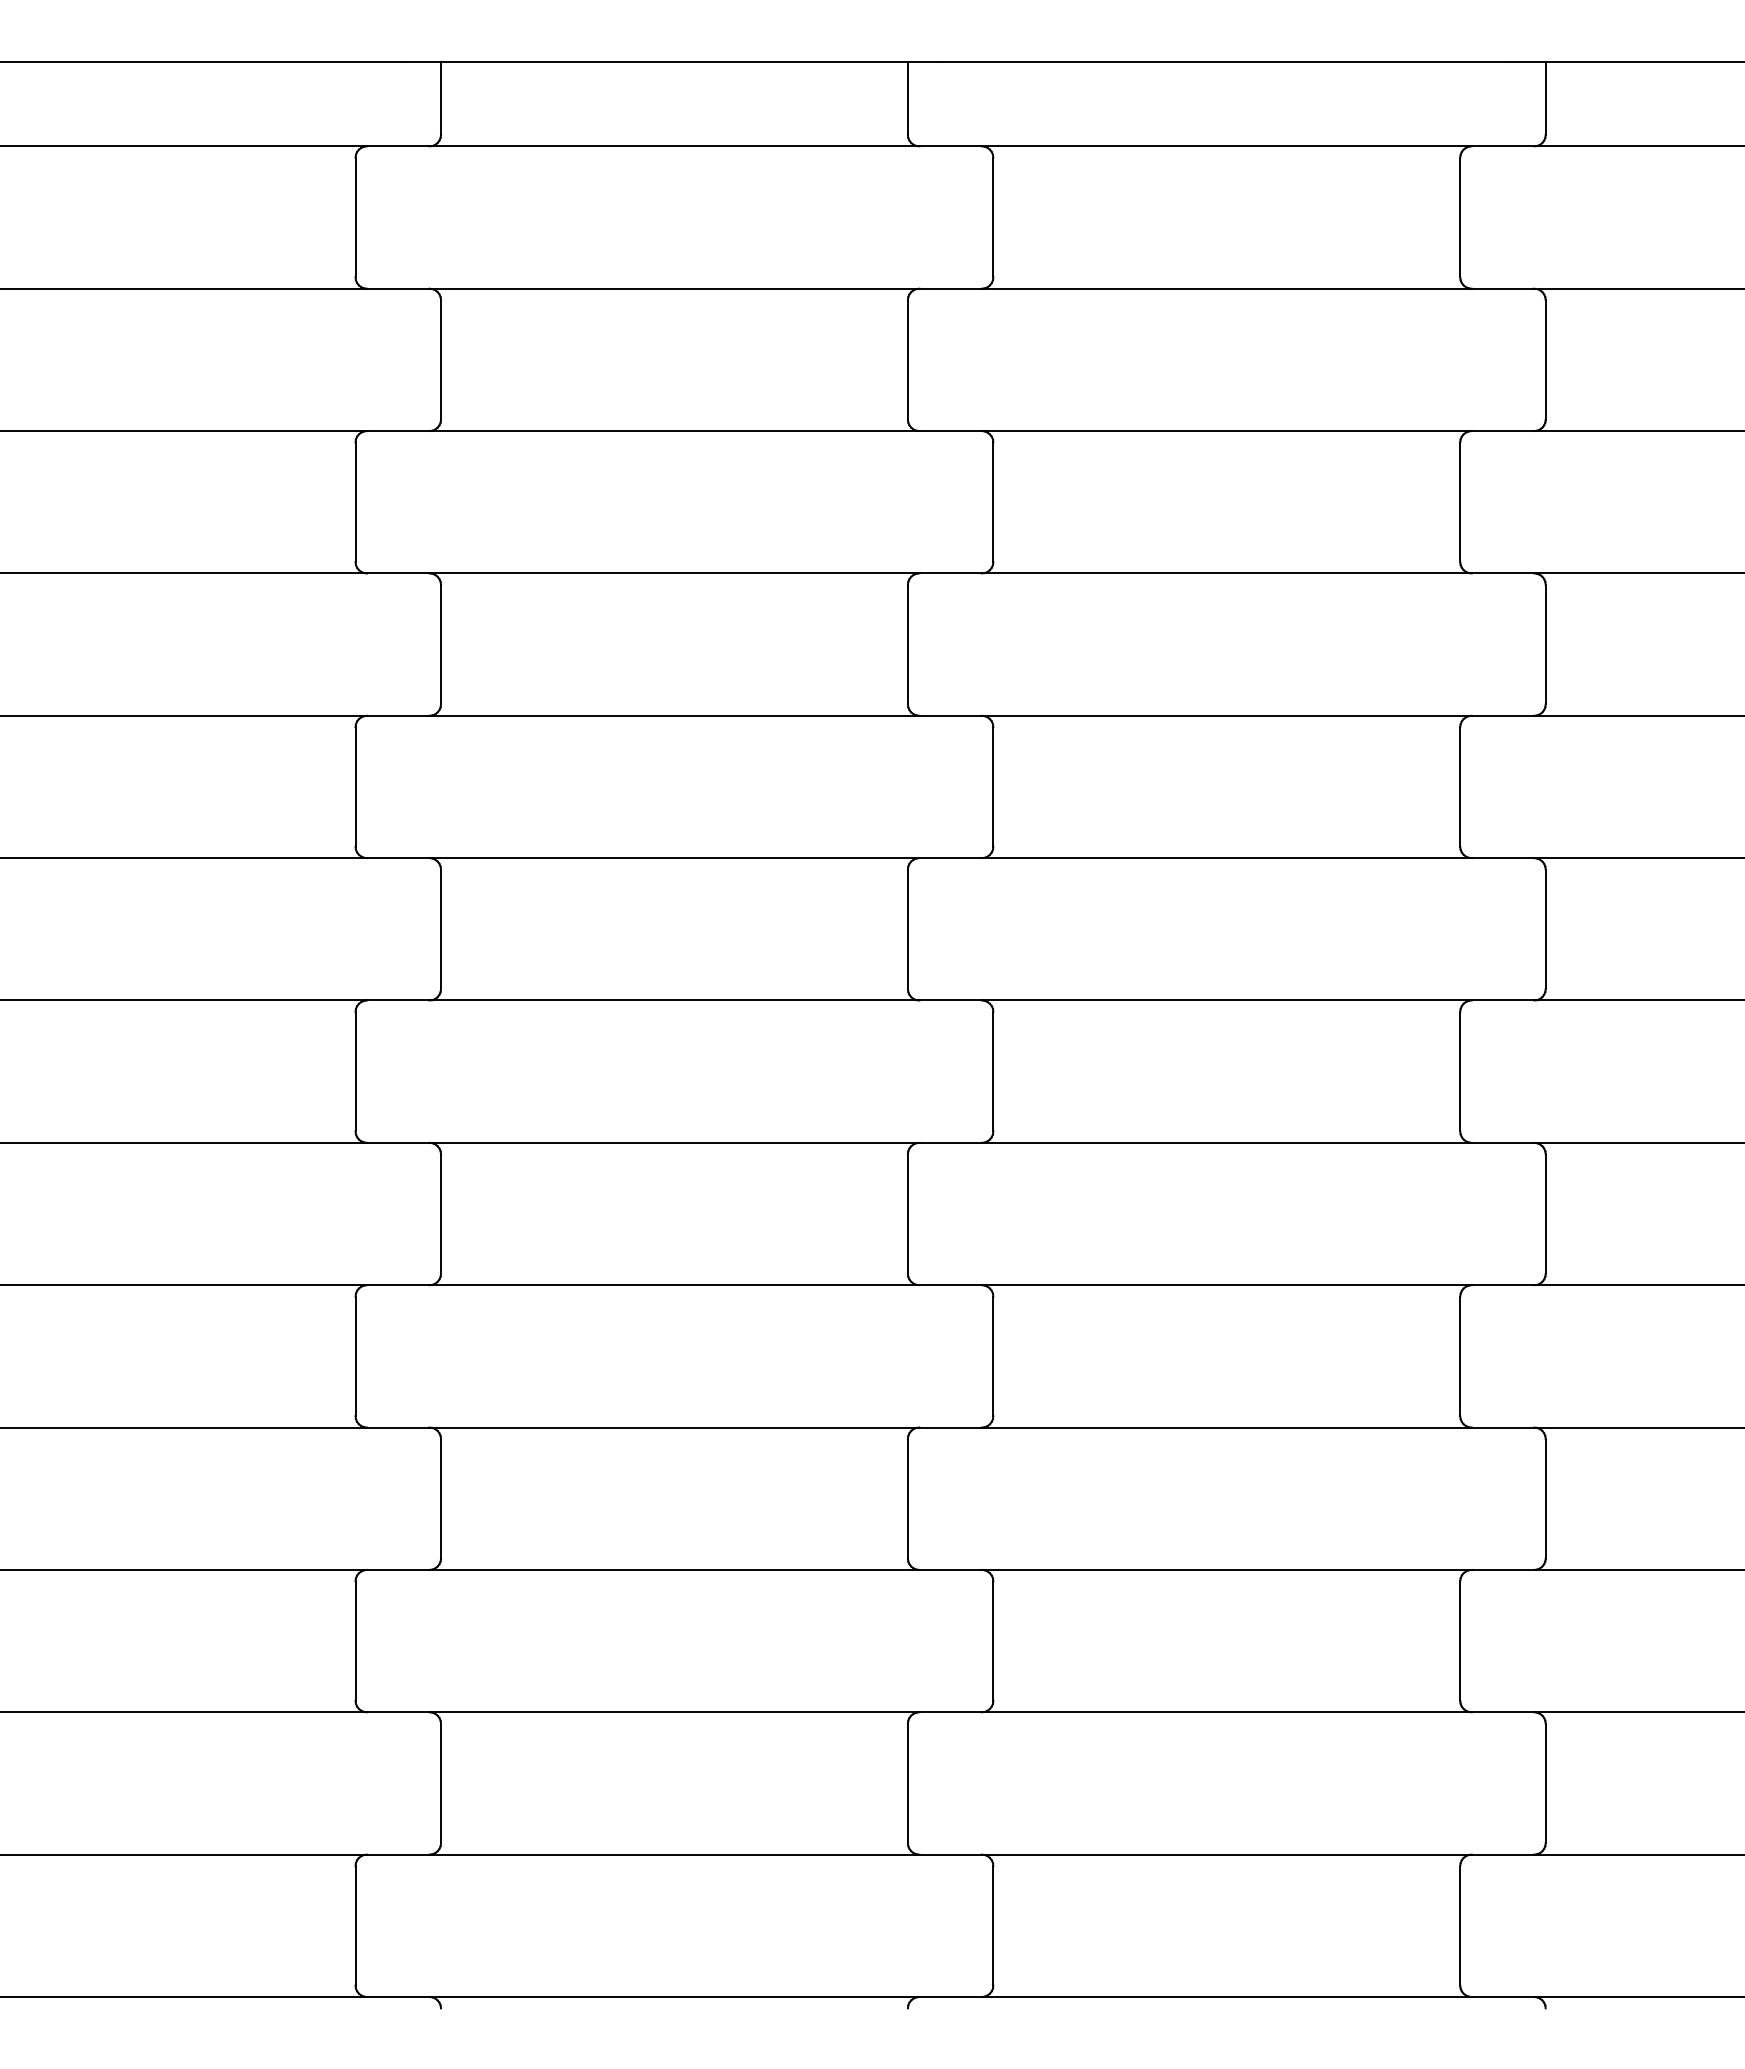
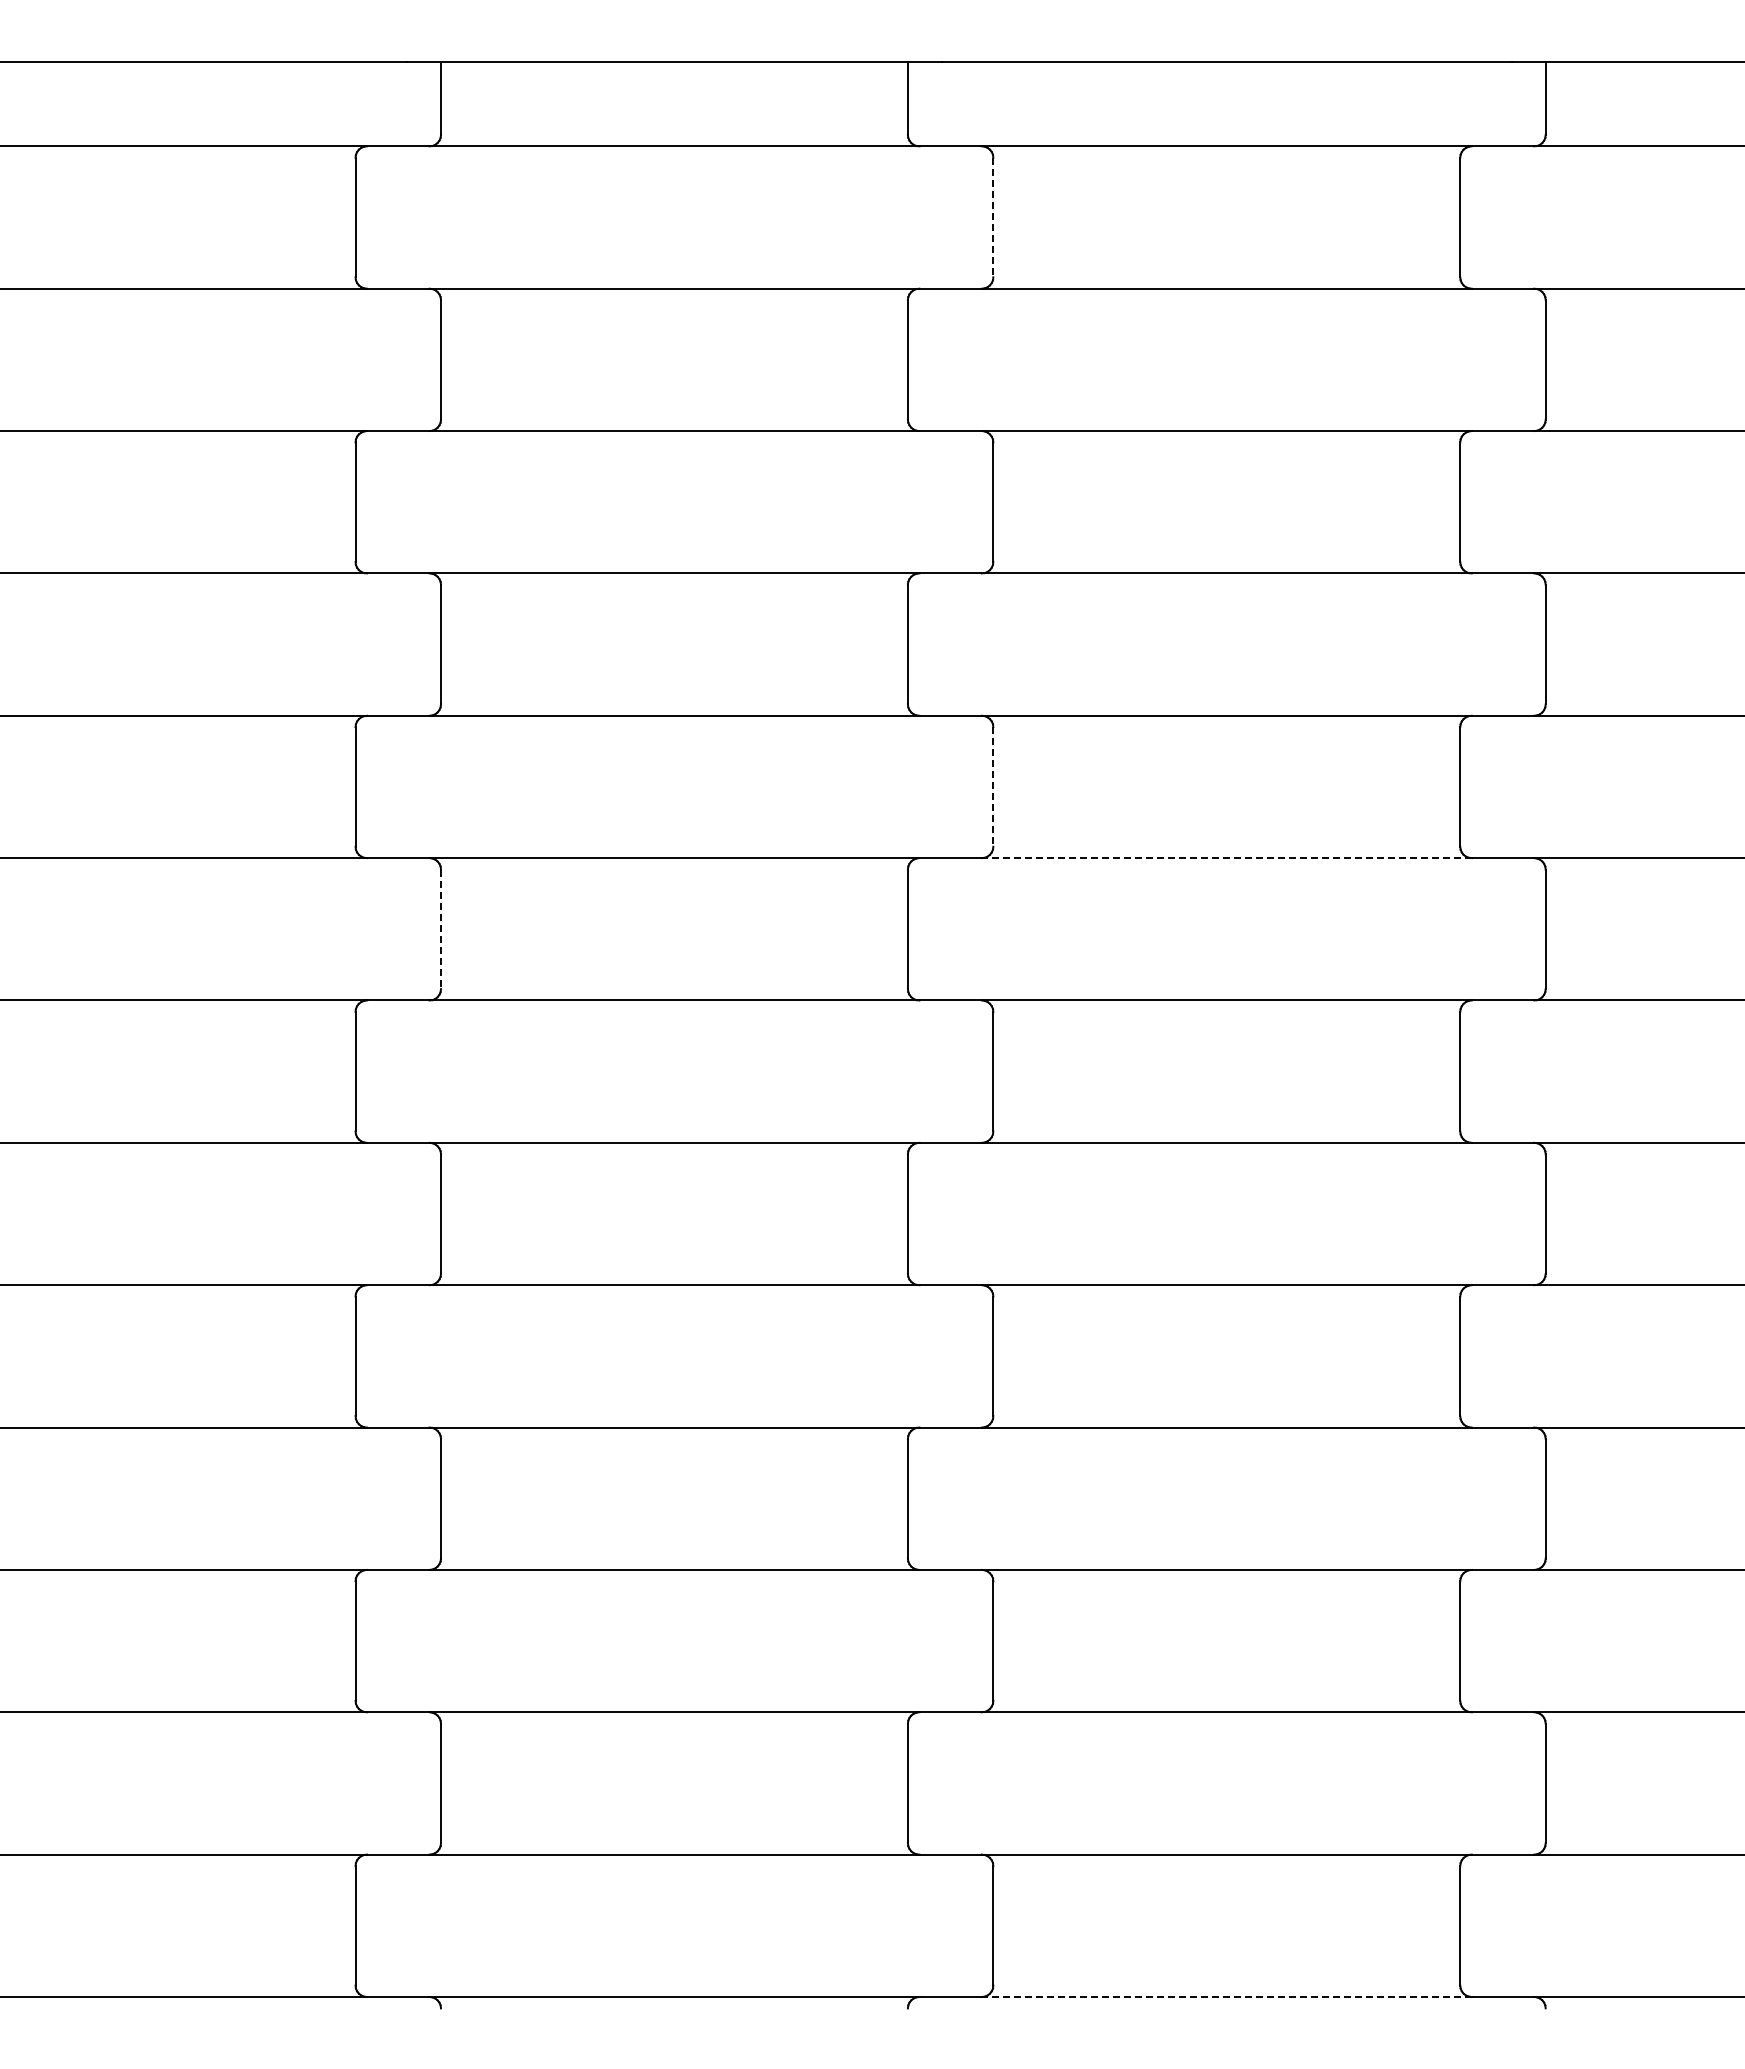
line: solid -> dashed (993, 217)
line: solid -> dashed (993, 786)
line: solid -> dashed (1226, 858)
line: solid -> dashed (440, 929)
line: solid -> dashed (1226, 1996)
